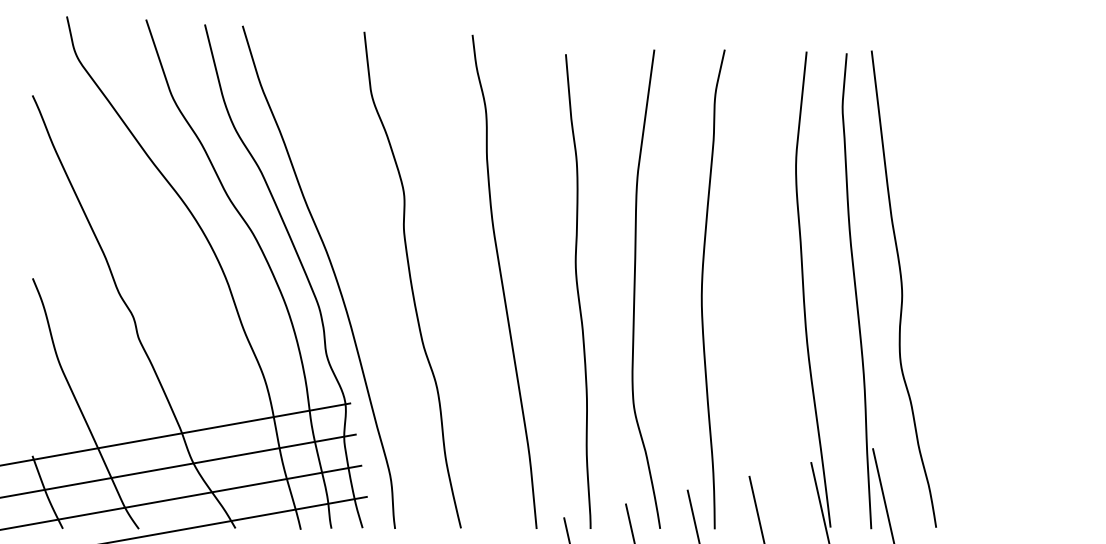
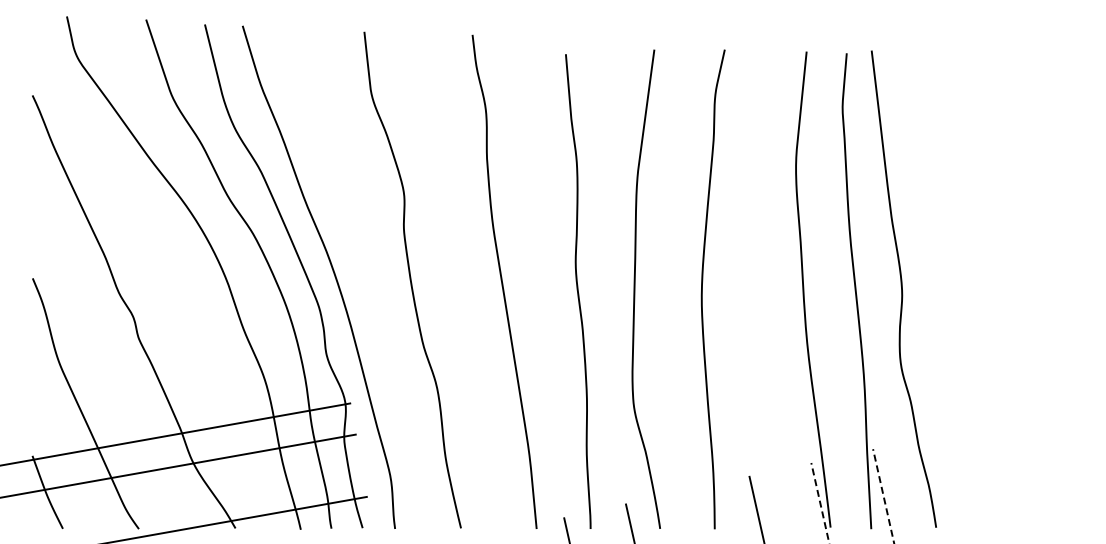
line: solid -> dashed (883, 496)
line: present -> none (181, 497)
line: solid -> dashed (820, 503)
line: present -> none (692, 515)
